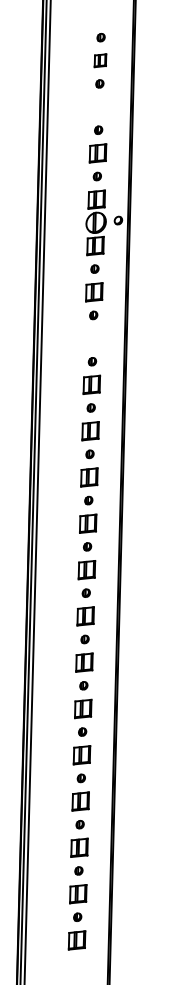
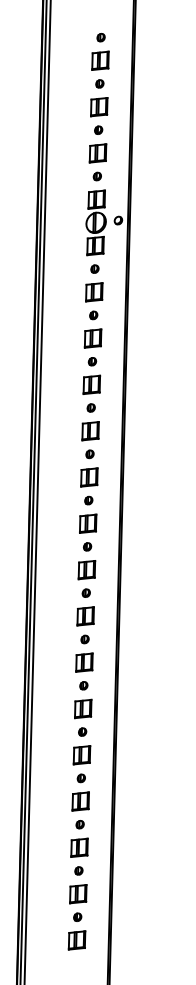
part size: 15x16 px -> 19x21 px (100, 60)
part: none -> present (99, 107)
part: none -> present (92, 338)
